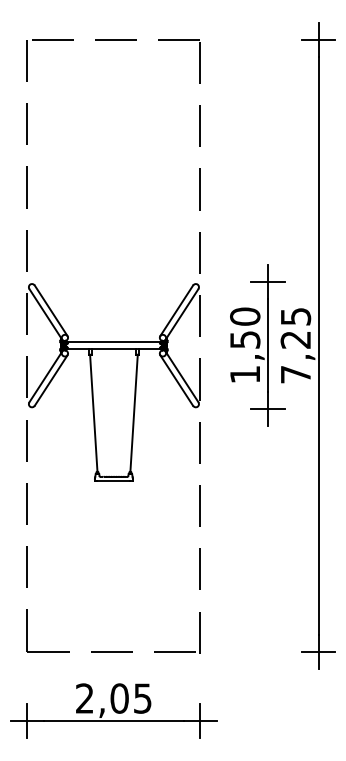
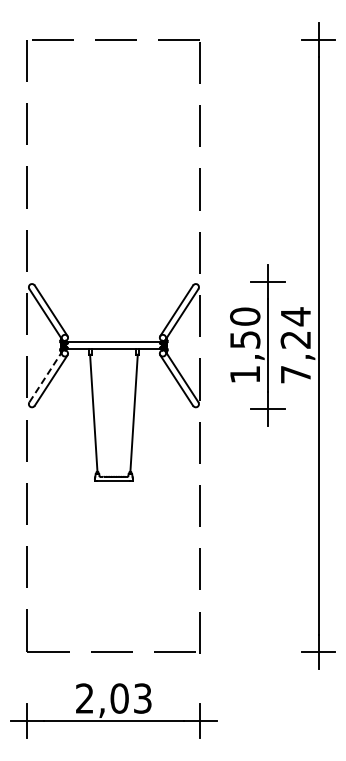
text: 7,25 -> 7,24 (296, 316)
line: solid -> dashed (46, 376)
text: 2,05 -> 2,03 (142, 698)
